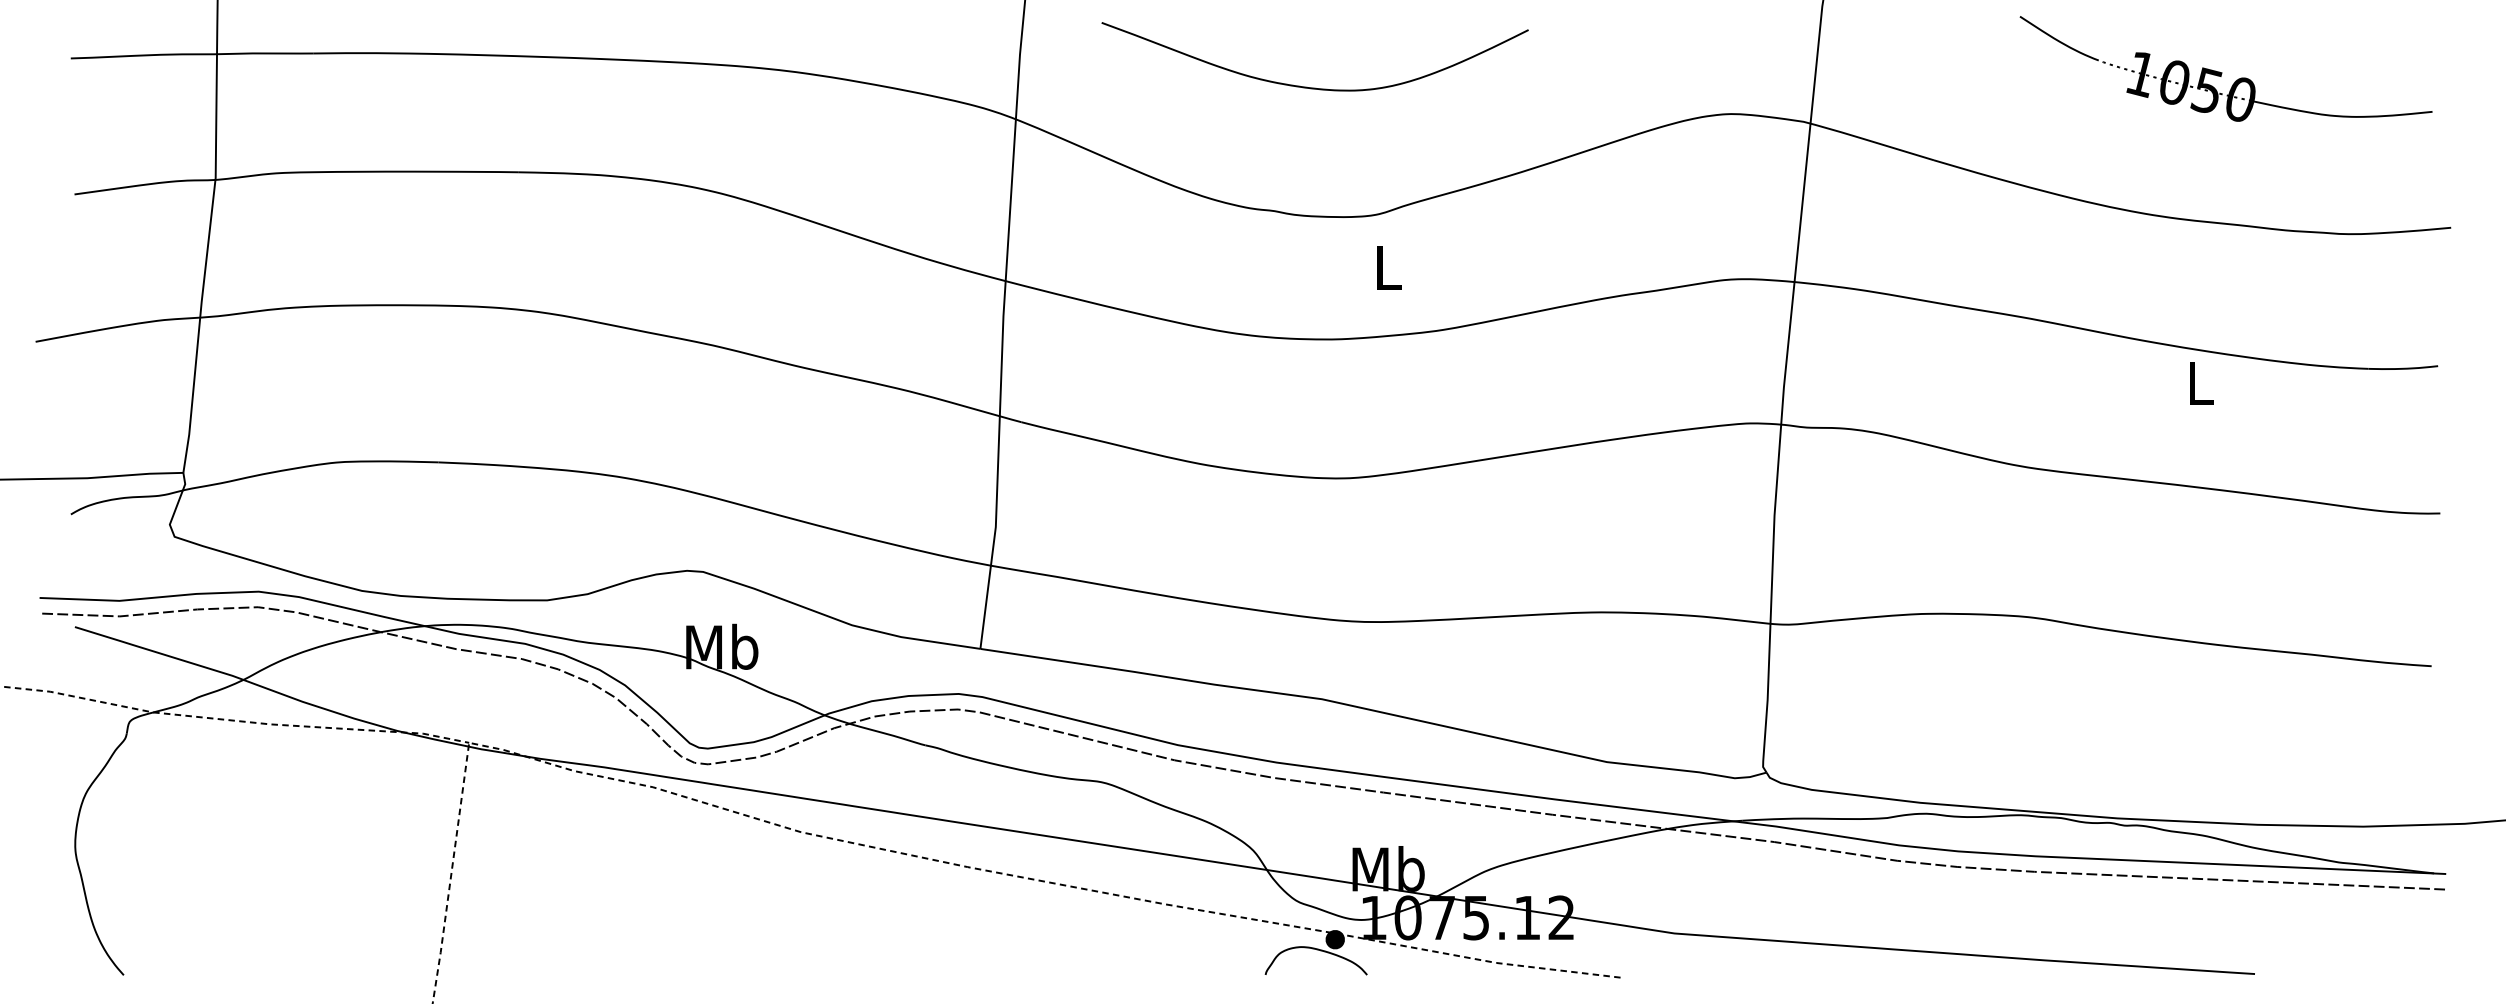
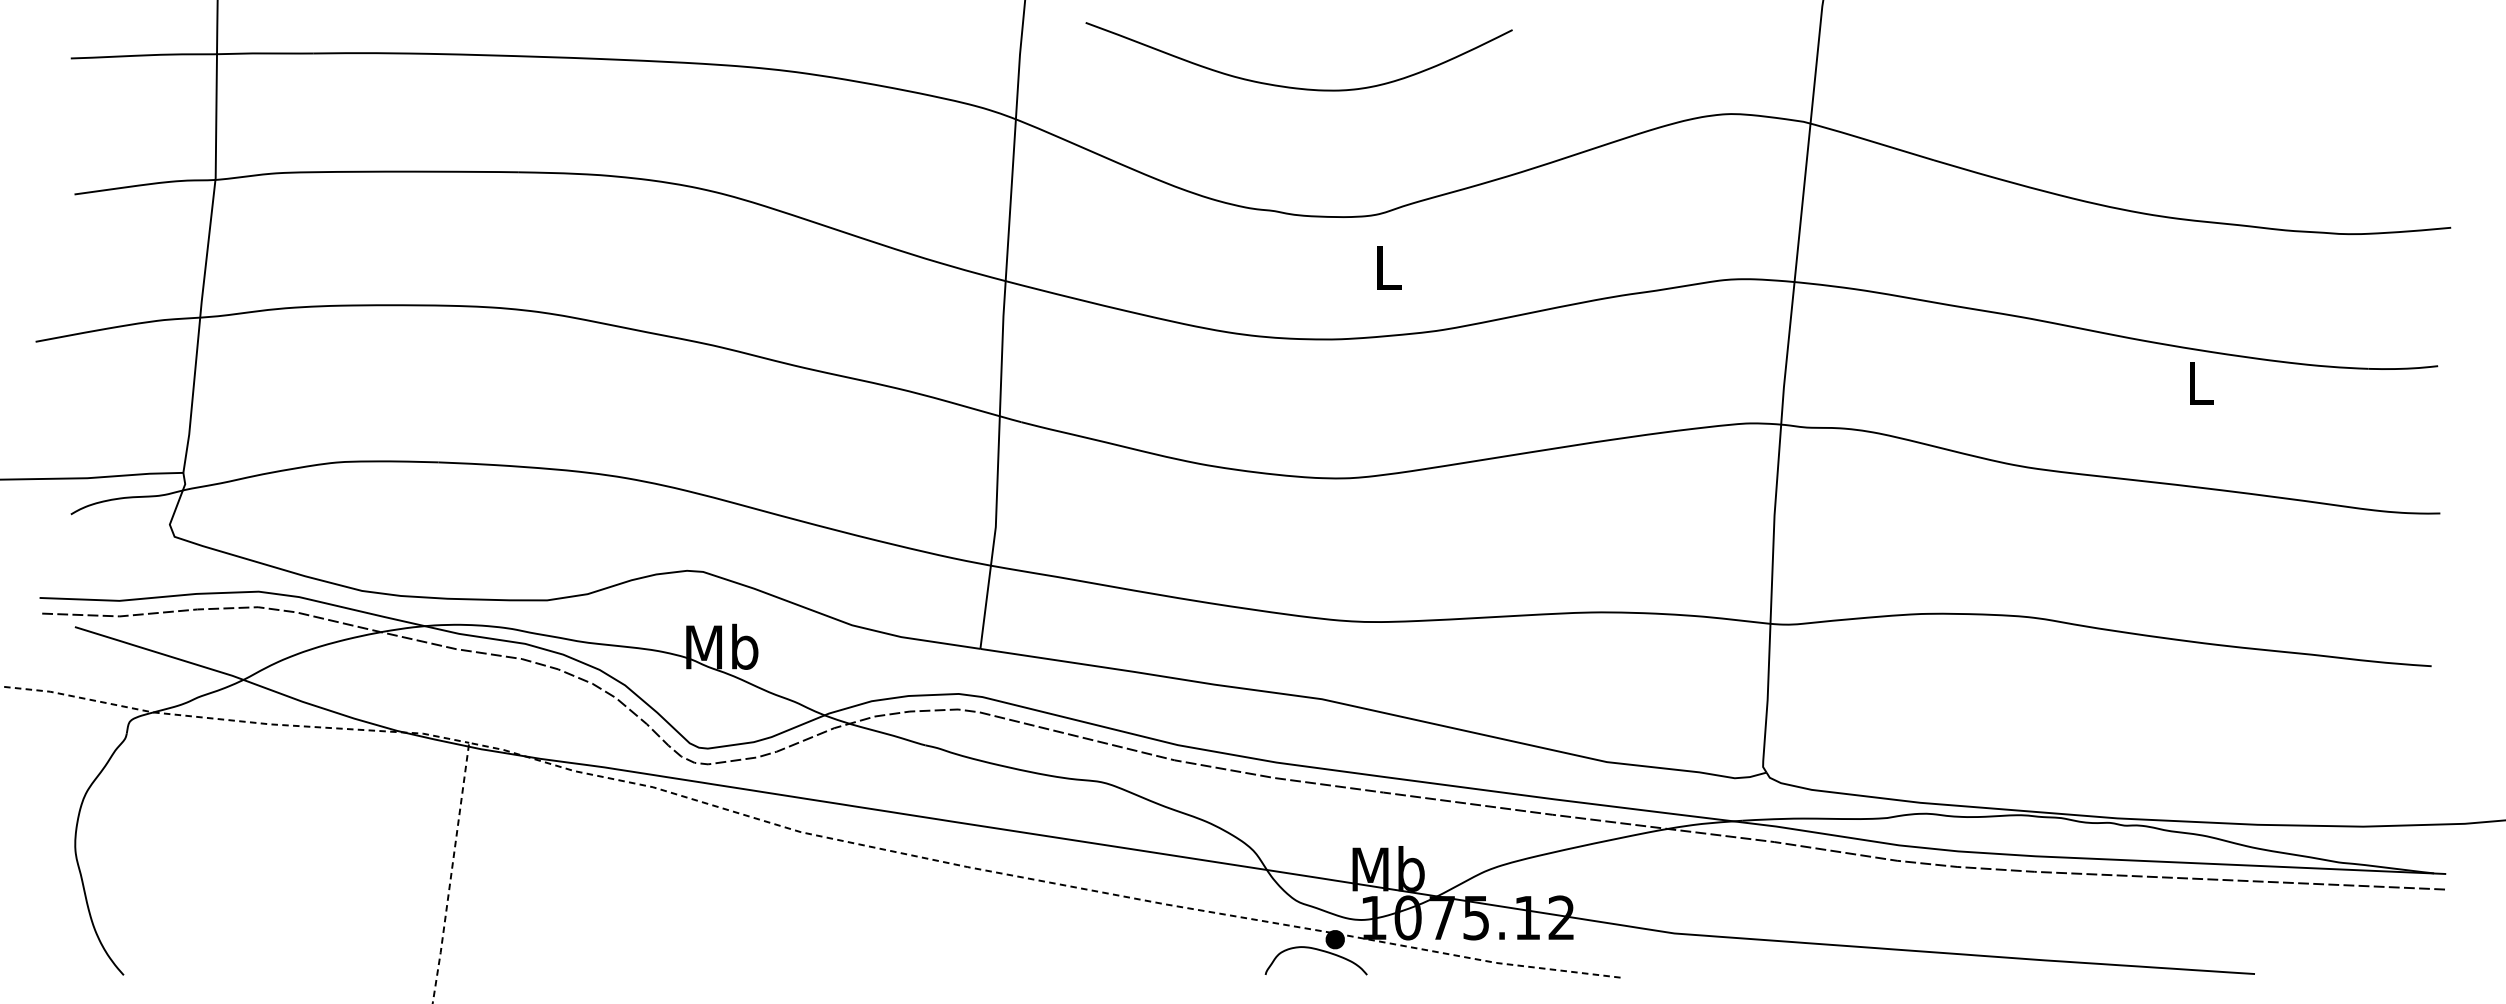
part: present -> none (2225, 68)
curve position: (1314, 87) -> (1298, 87) (1298, 87)
